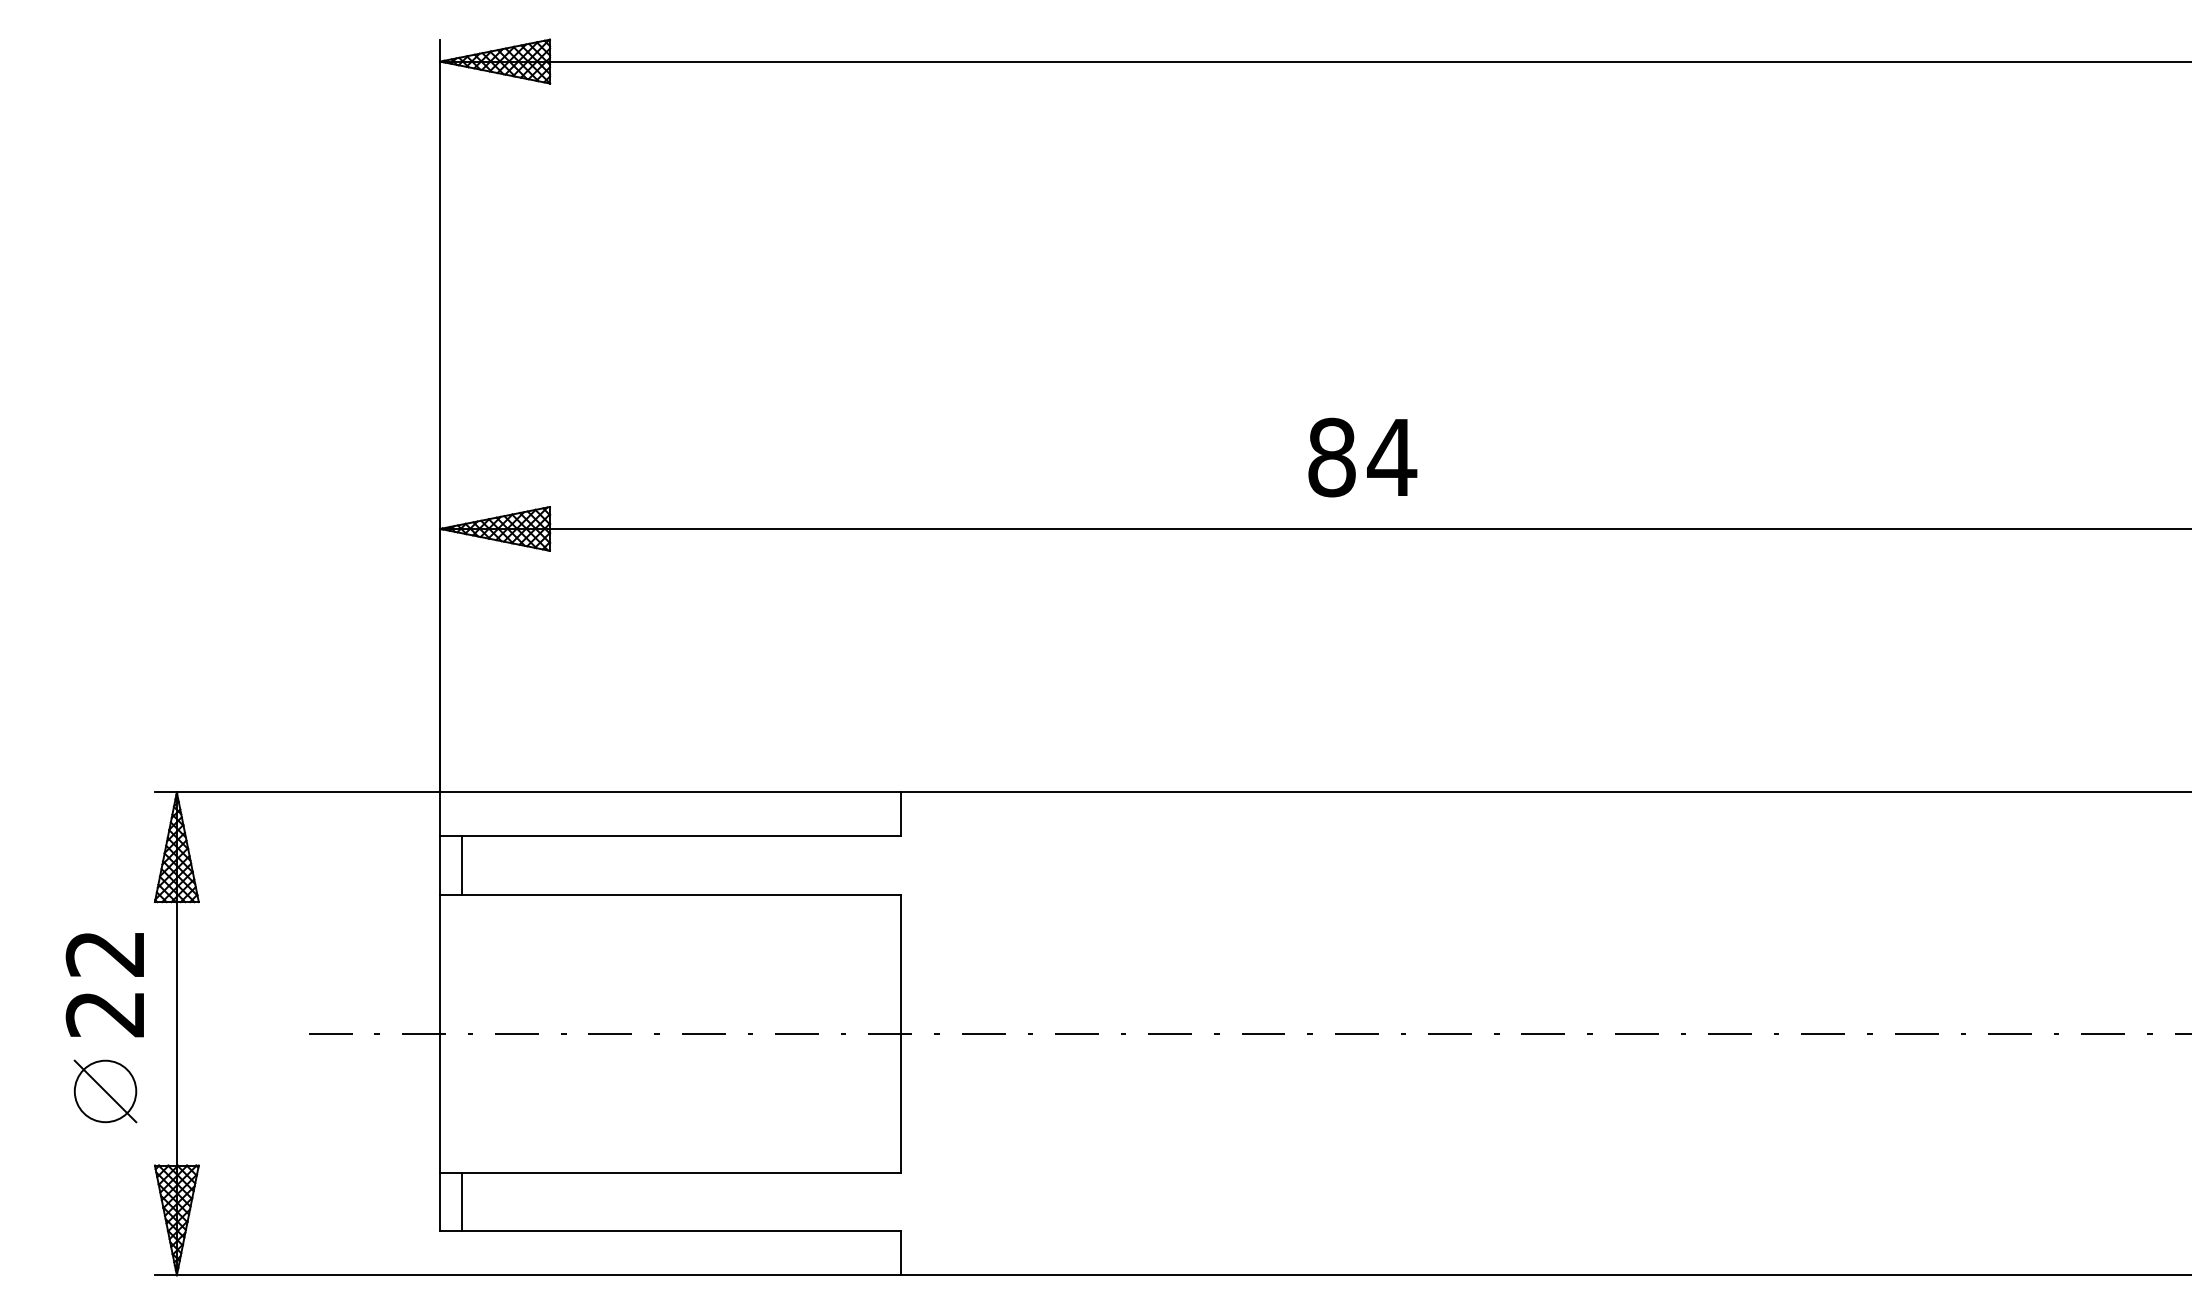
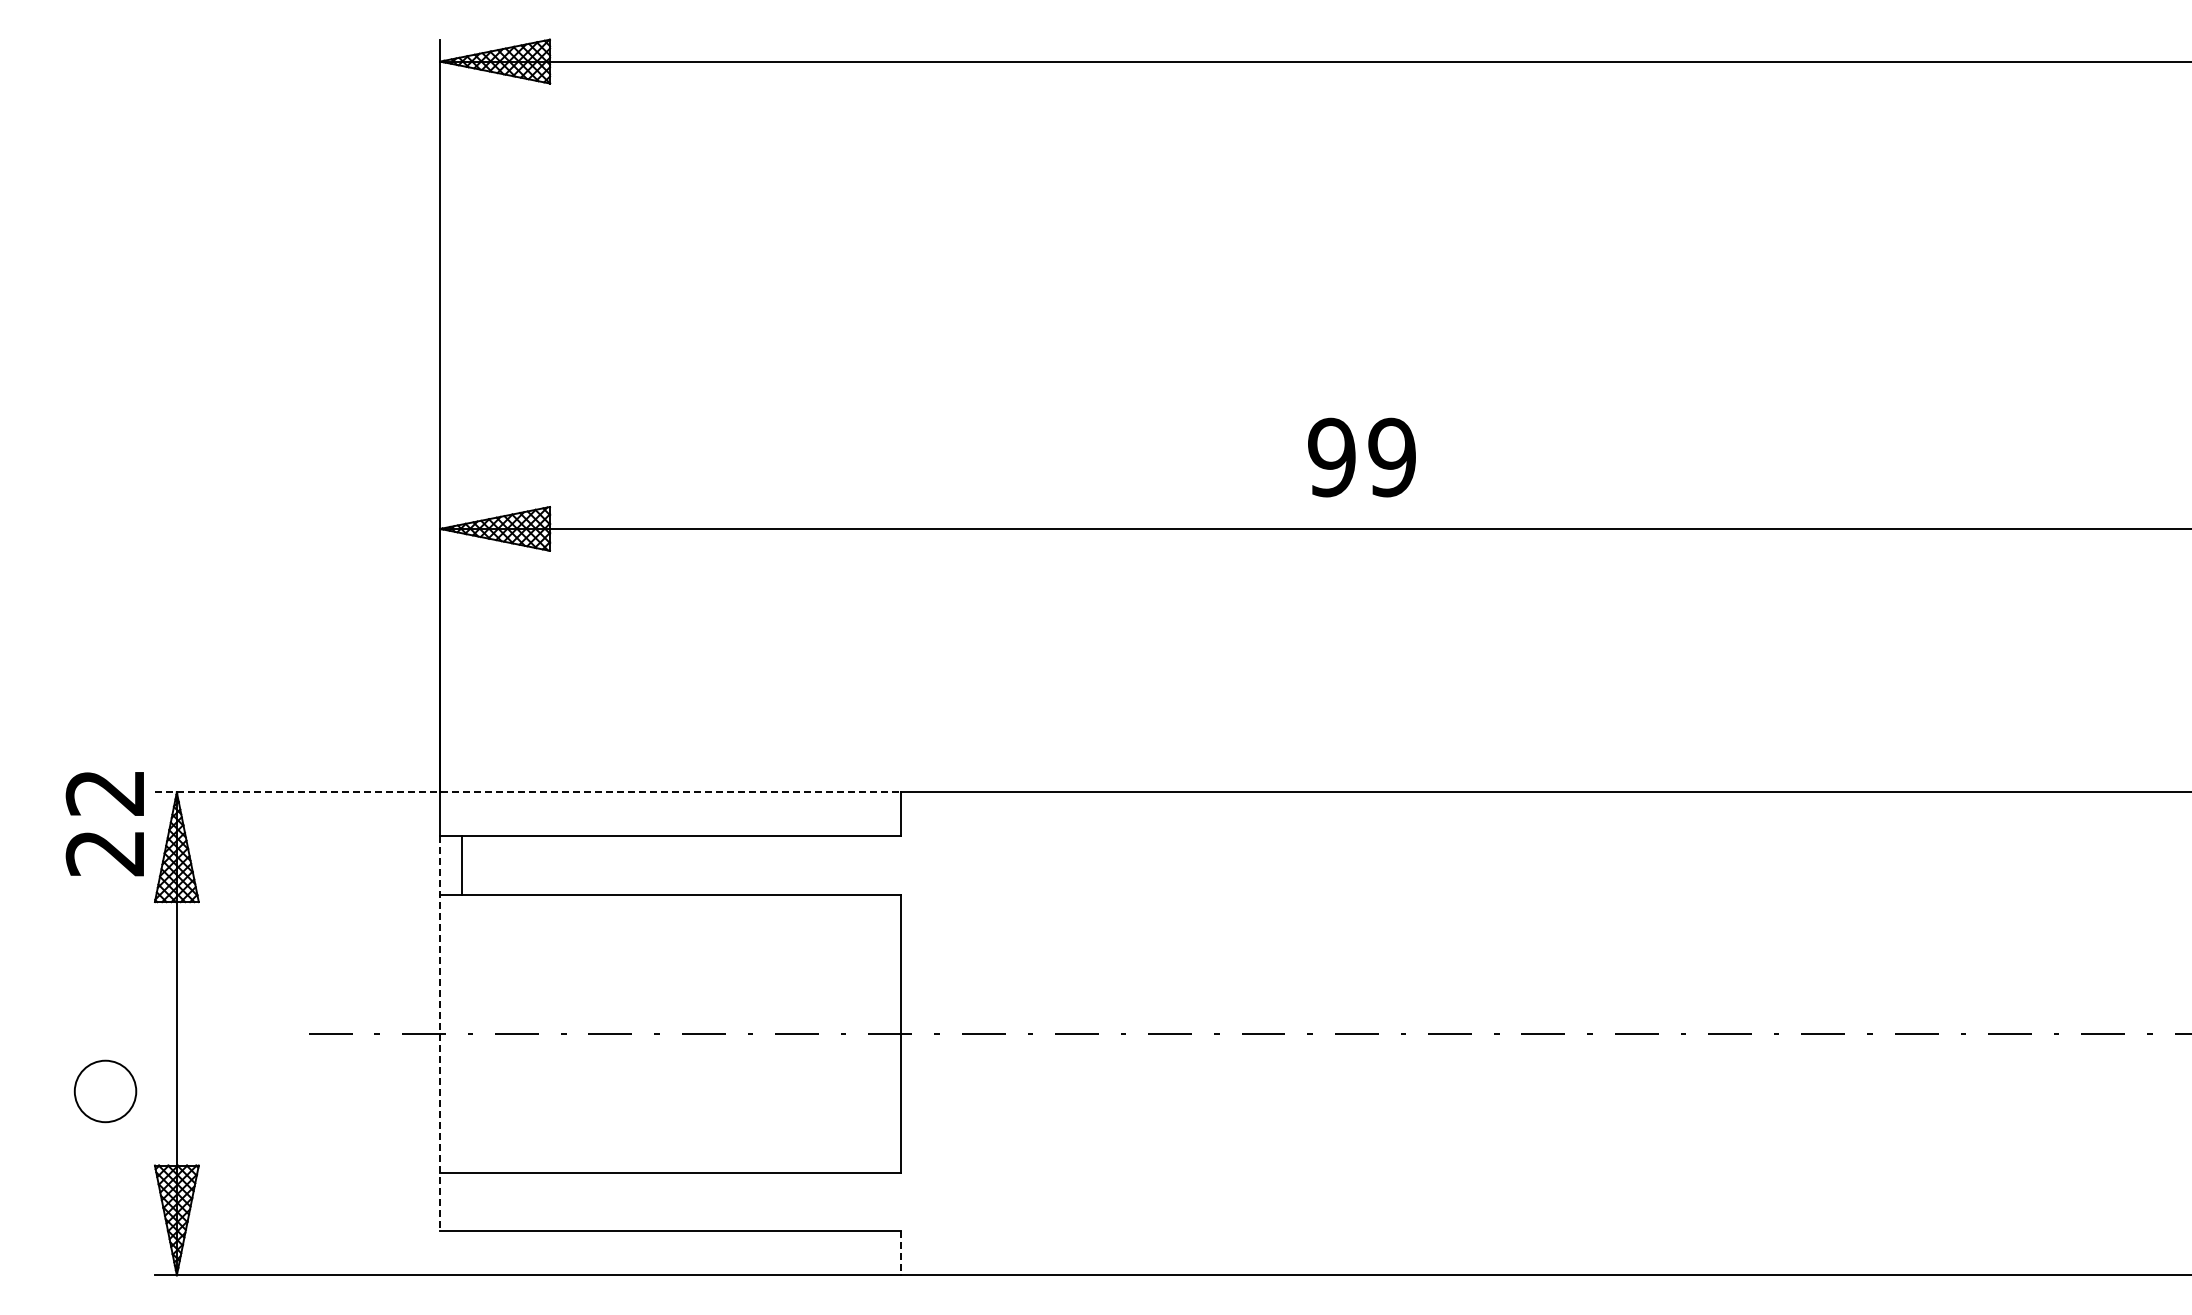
text: 84 -> 99 (1362, 457)
line: solid -> dashed (528, 792)
text position: (104, 985) -> (104, 824) (104, 824)
line: solid -> dashed (440, 1033)
line: present -> none (105, 1091)
line: present -> none (462, 1201)
line: solid -> dashed (901, 1253)
